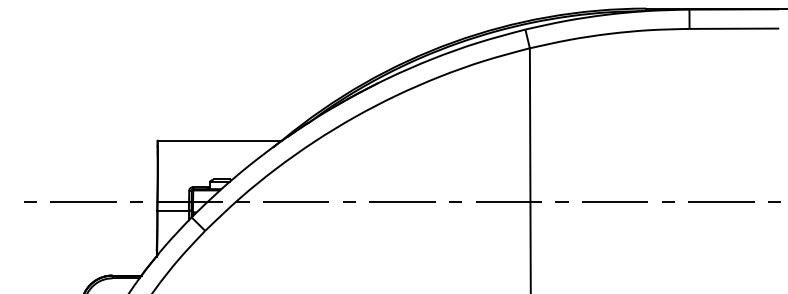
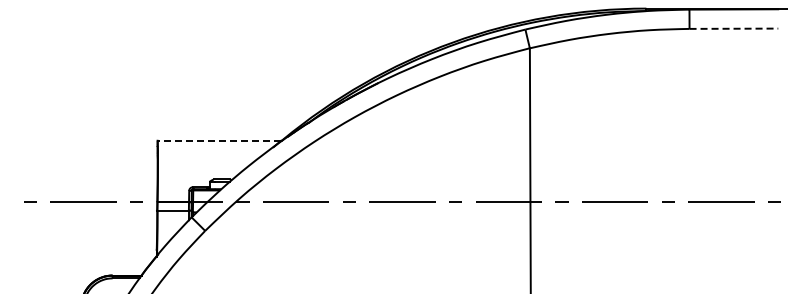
line: solid -> dashed (734, 28)
line: solid -> dashed (219, 140)
